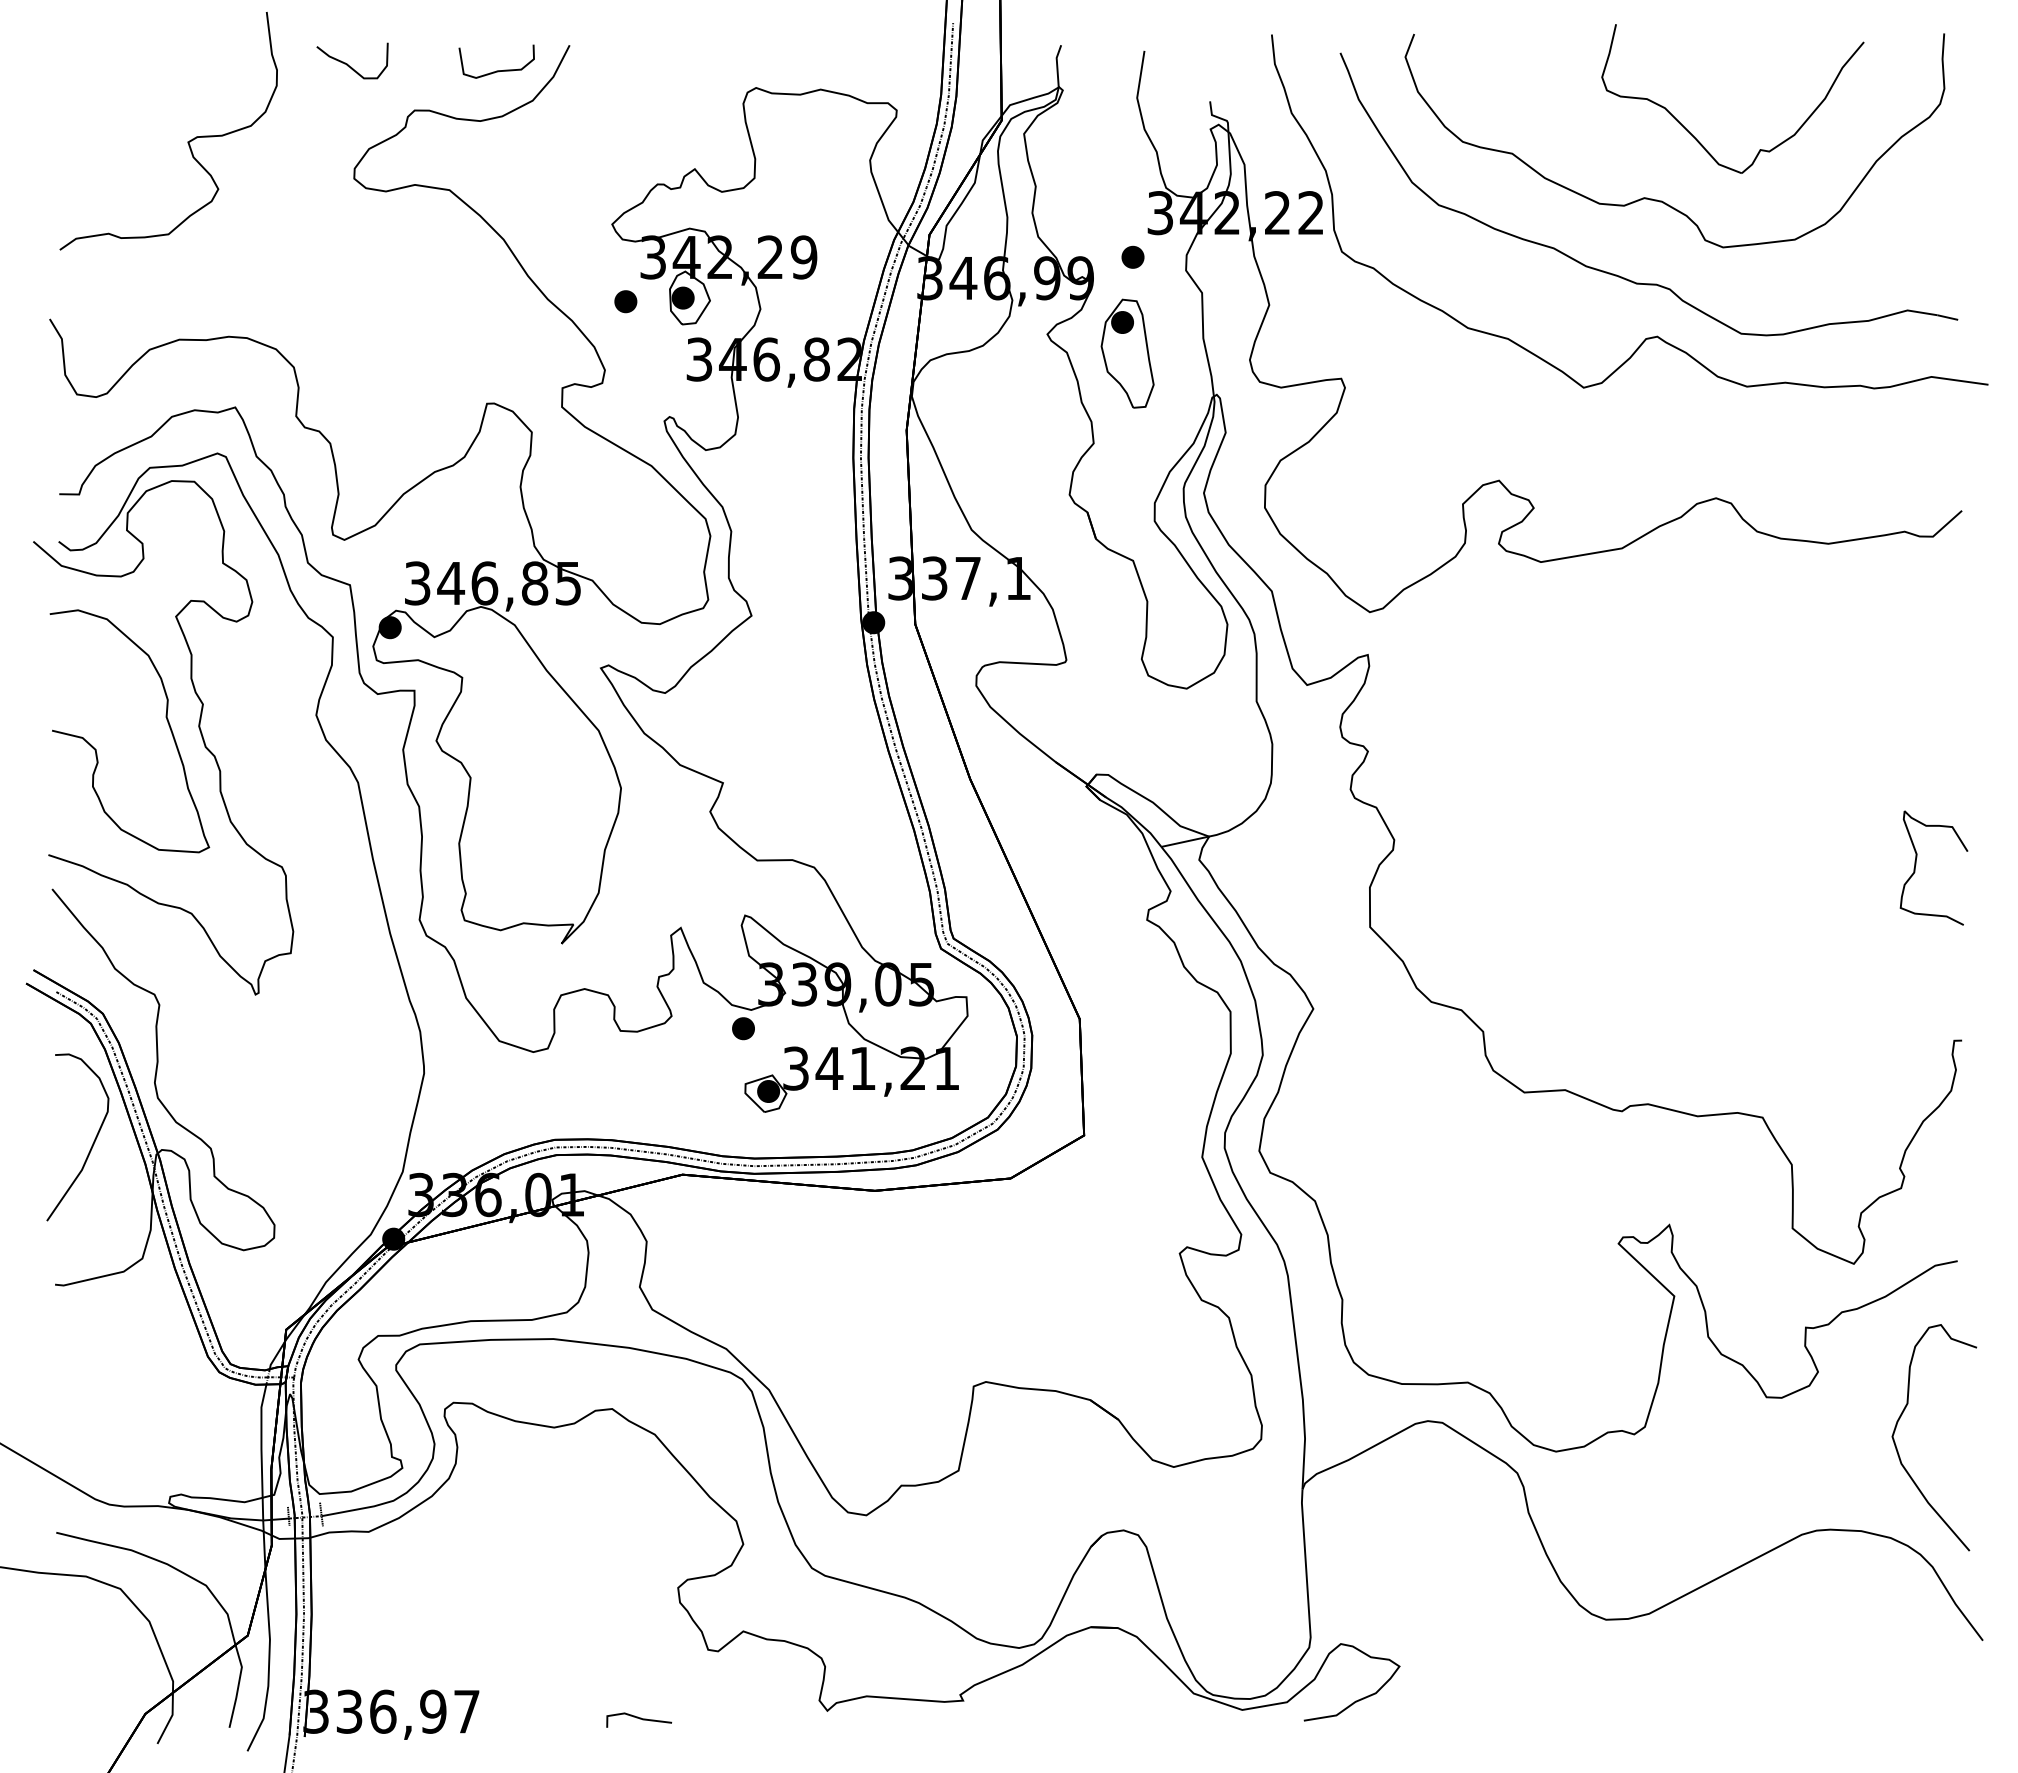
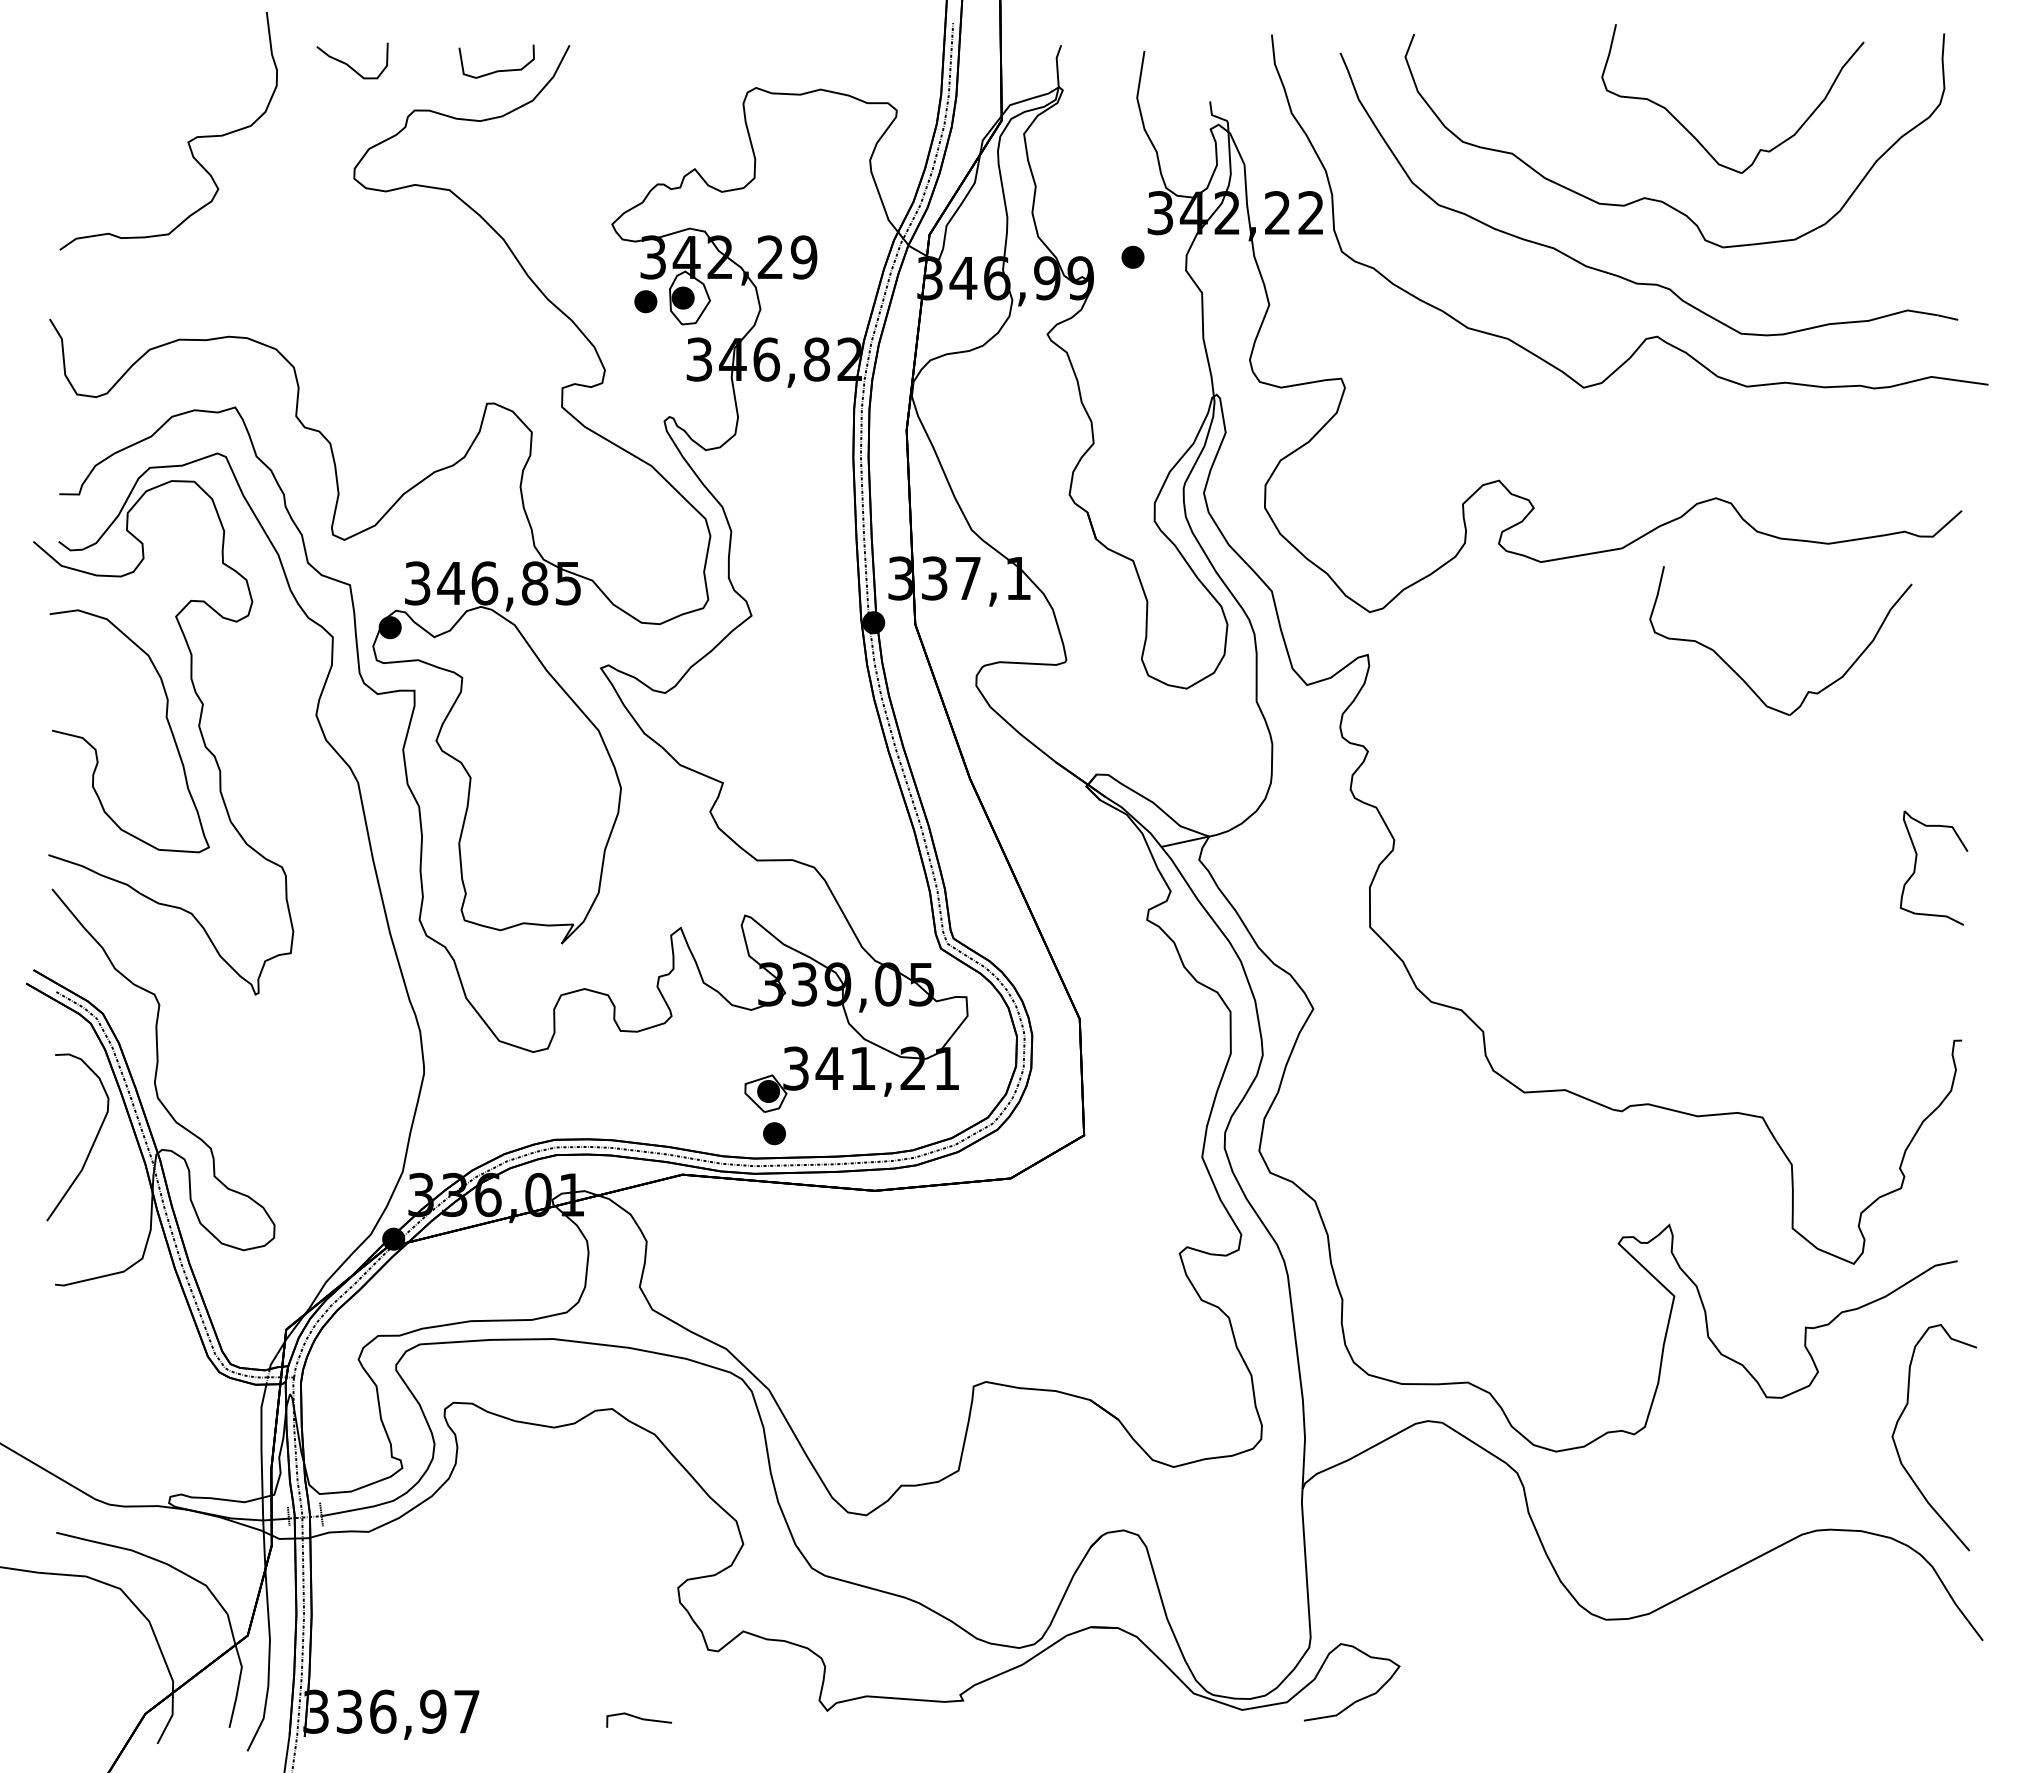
part position: (625, 301) -> (645, 301) (645, 301)
part: present -> none (1127, 353)
part: none -> present (1742, 678)
part position: (743, 1028) -> (774, 1133) (774, 1133)
